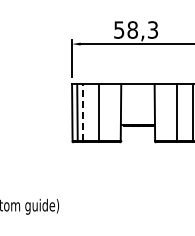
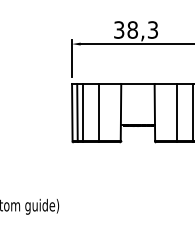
text: 58,3 -> 38,3 (119, 29)
line: dashed -> solid (82, 112)
